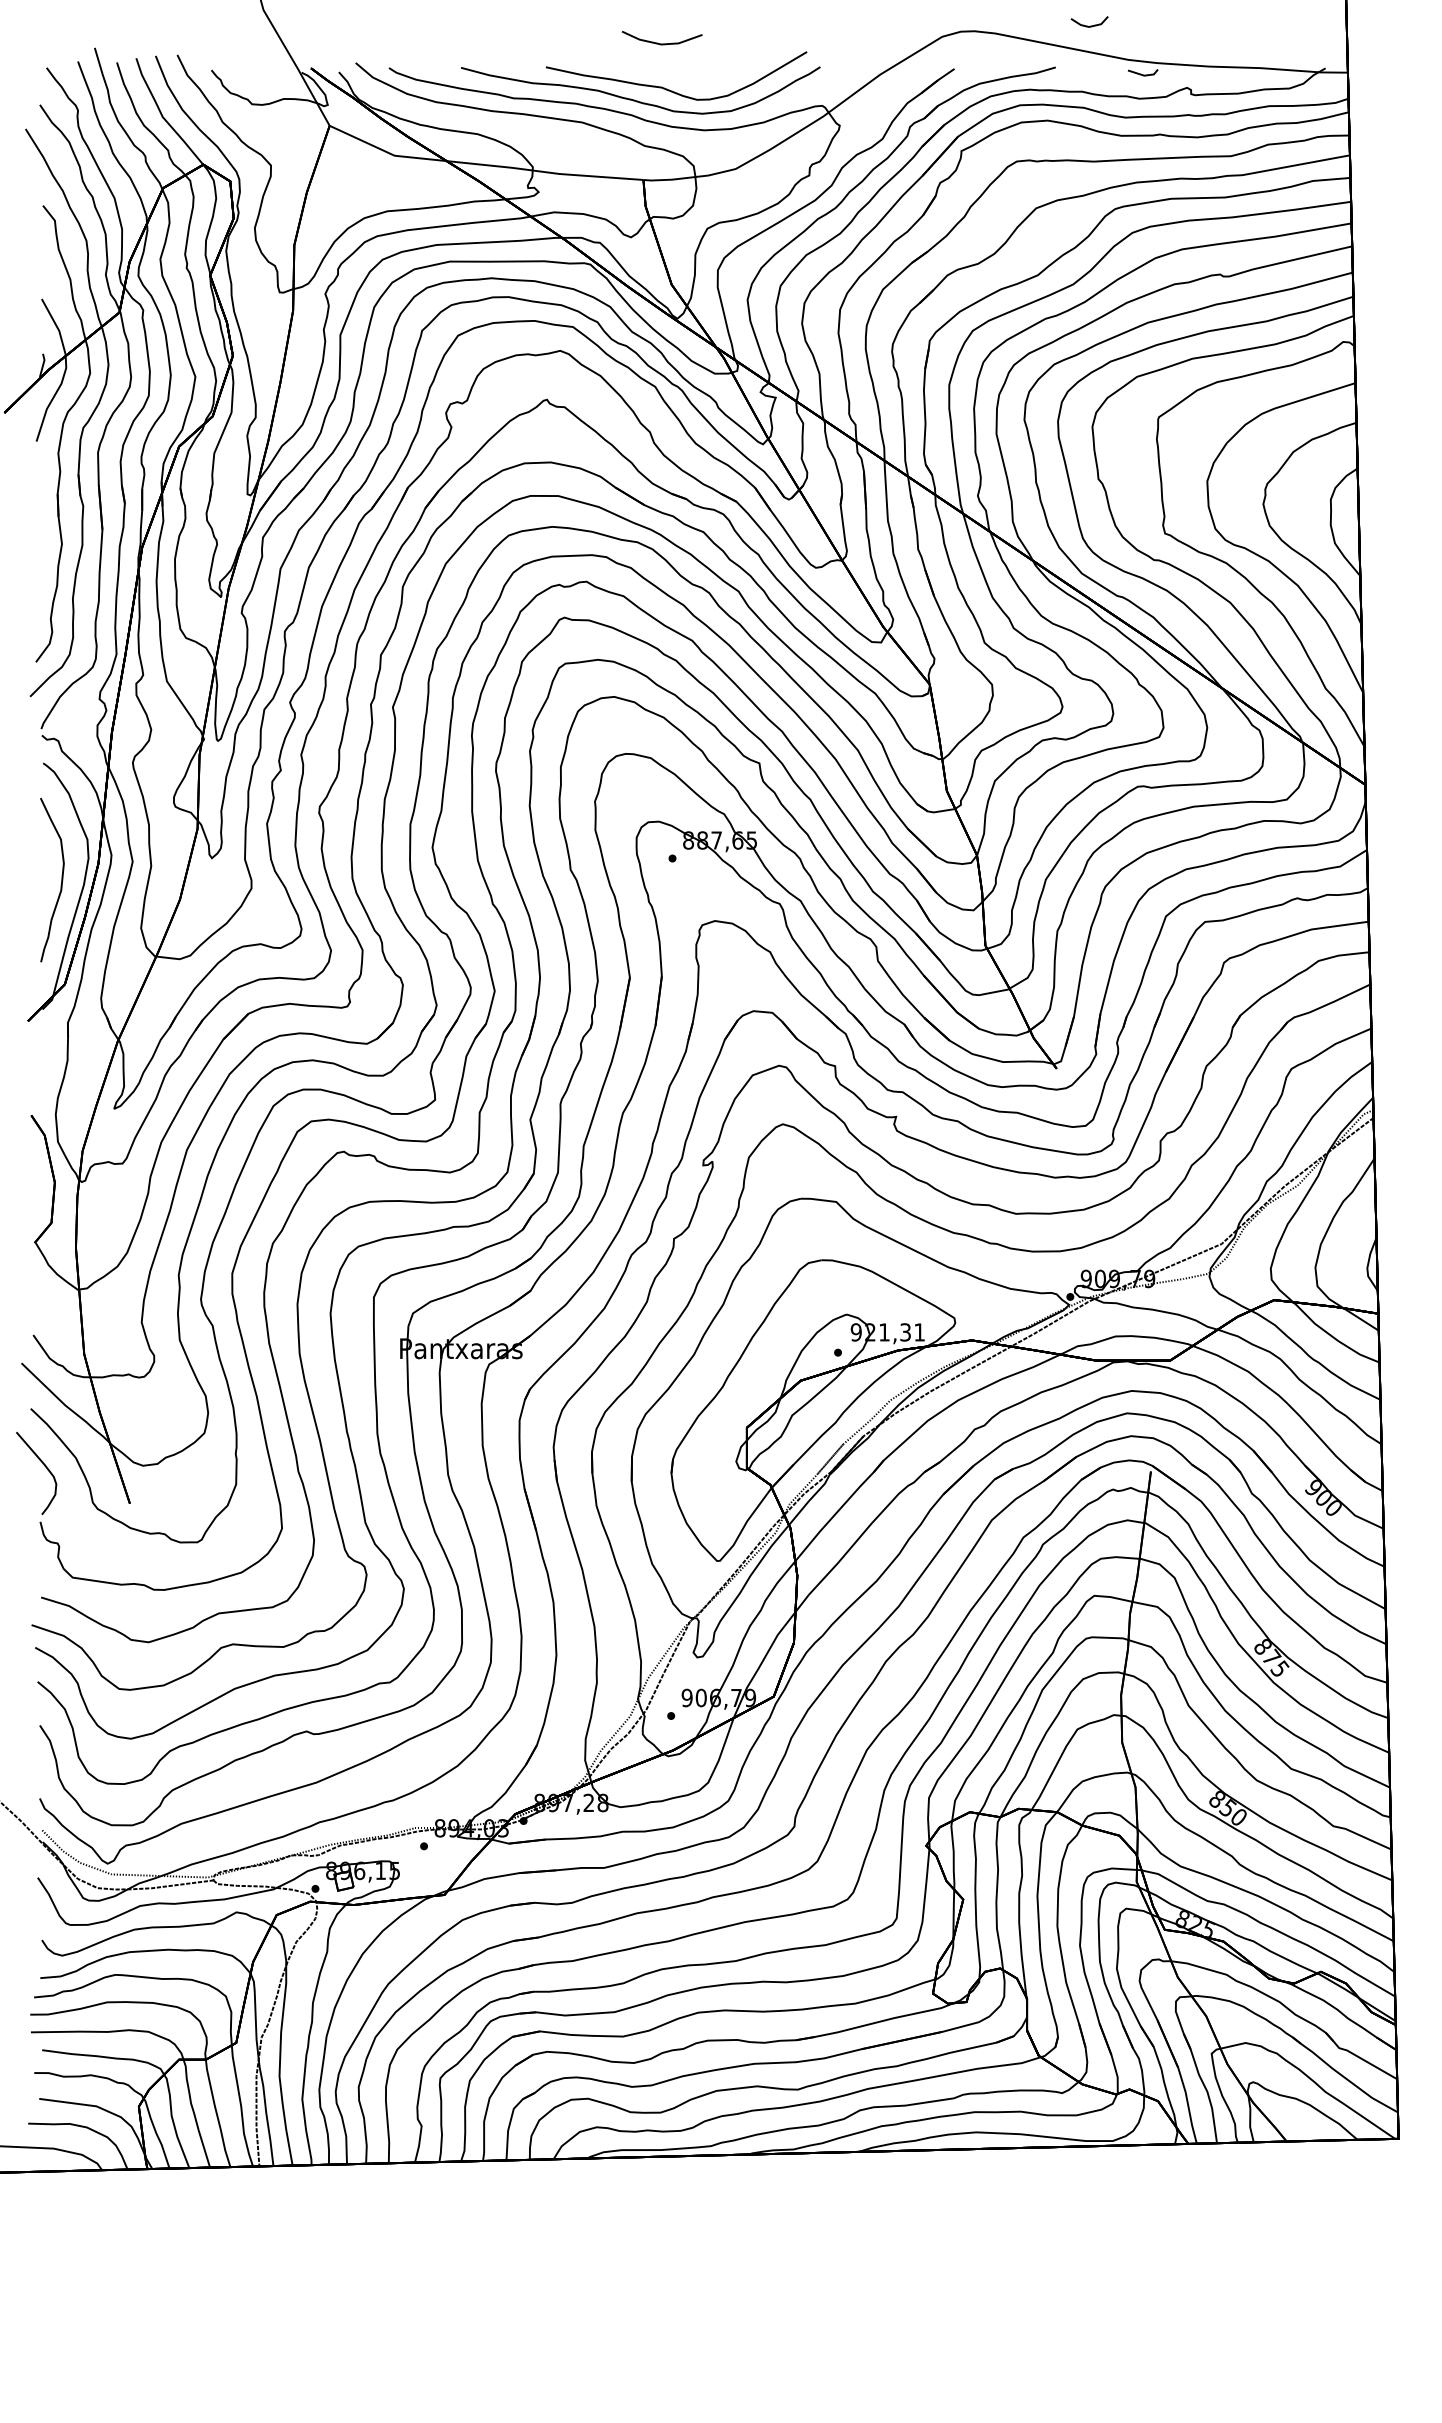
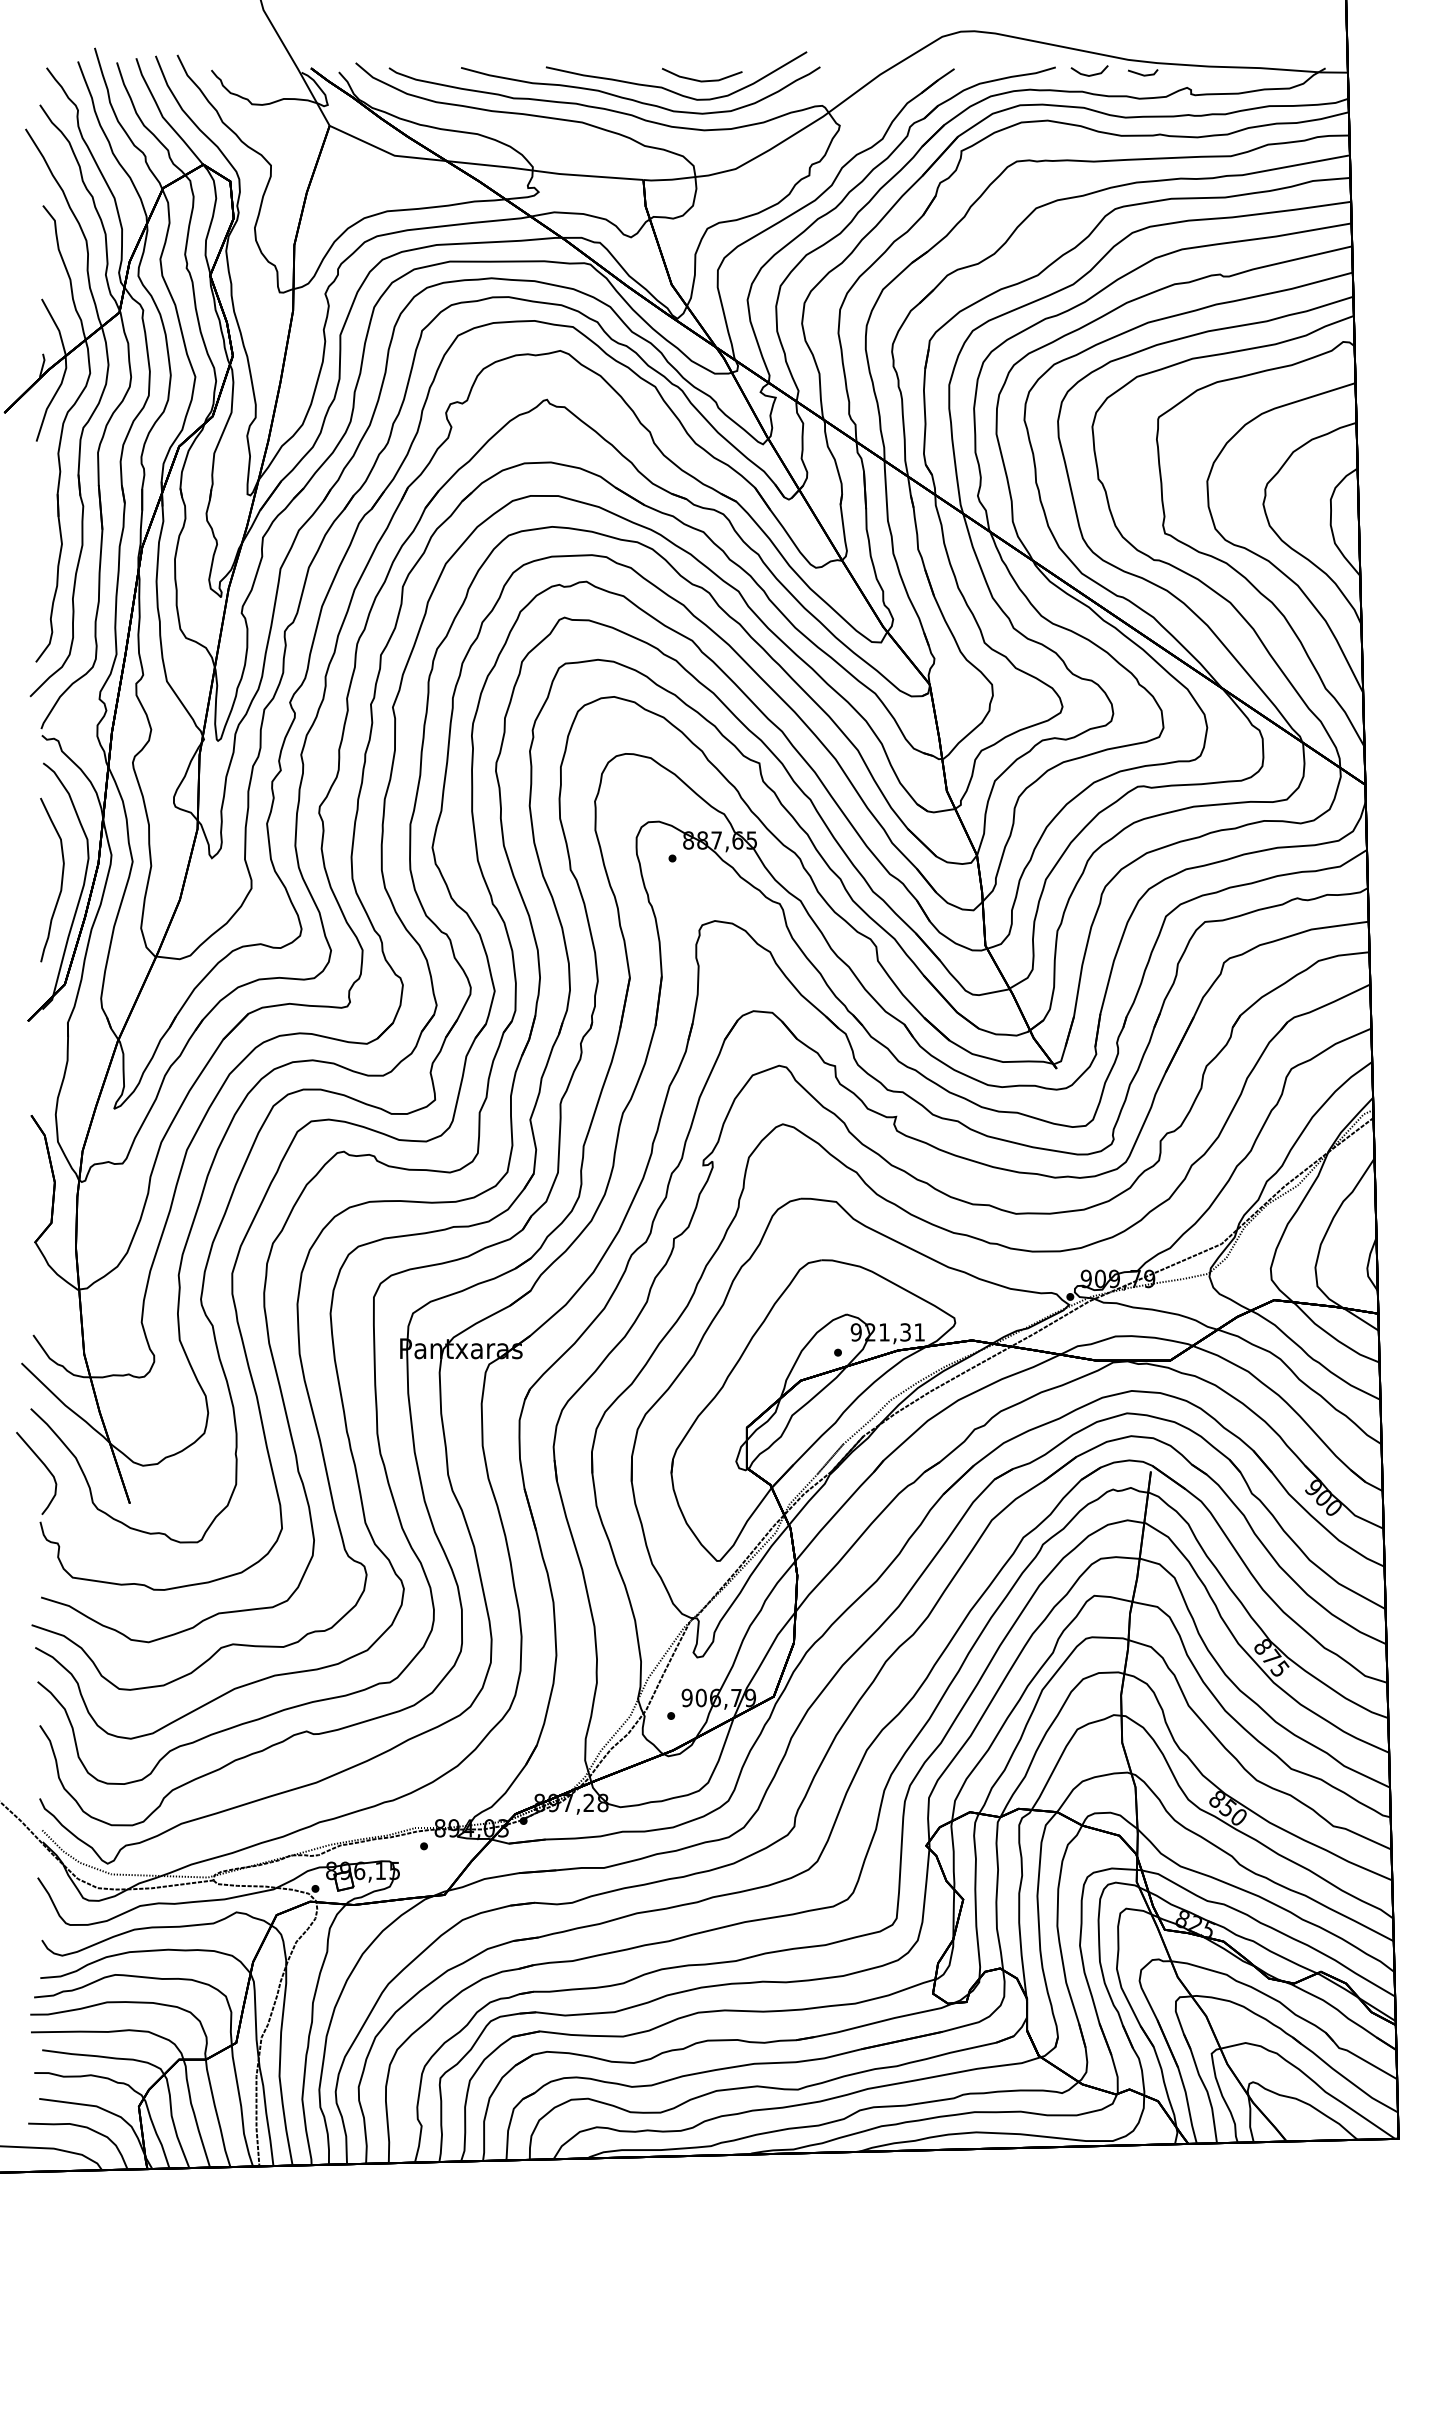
line position: (1090, 25) -> (1090, 74) (1090, 74)
line position: (661, 43) -> (701, 80) (701, 80)
